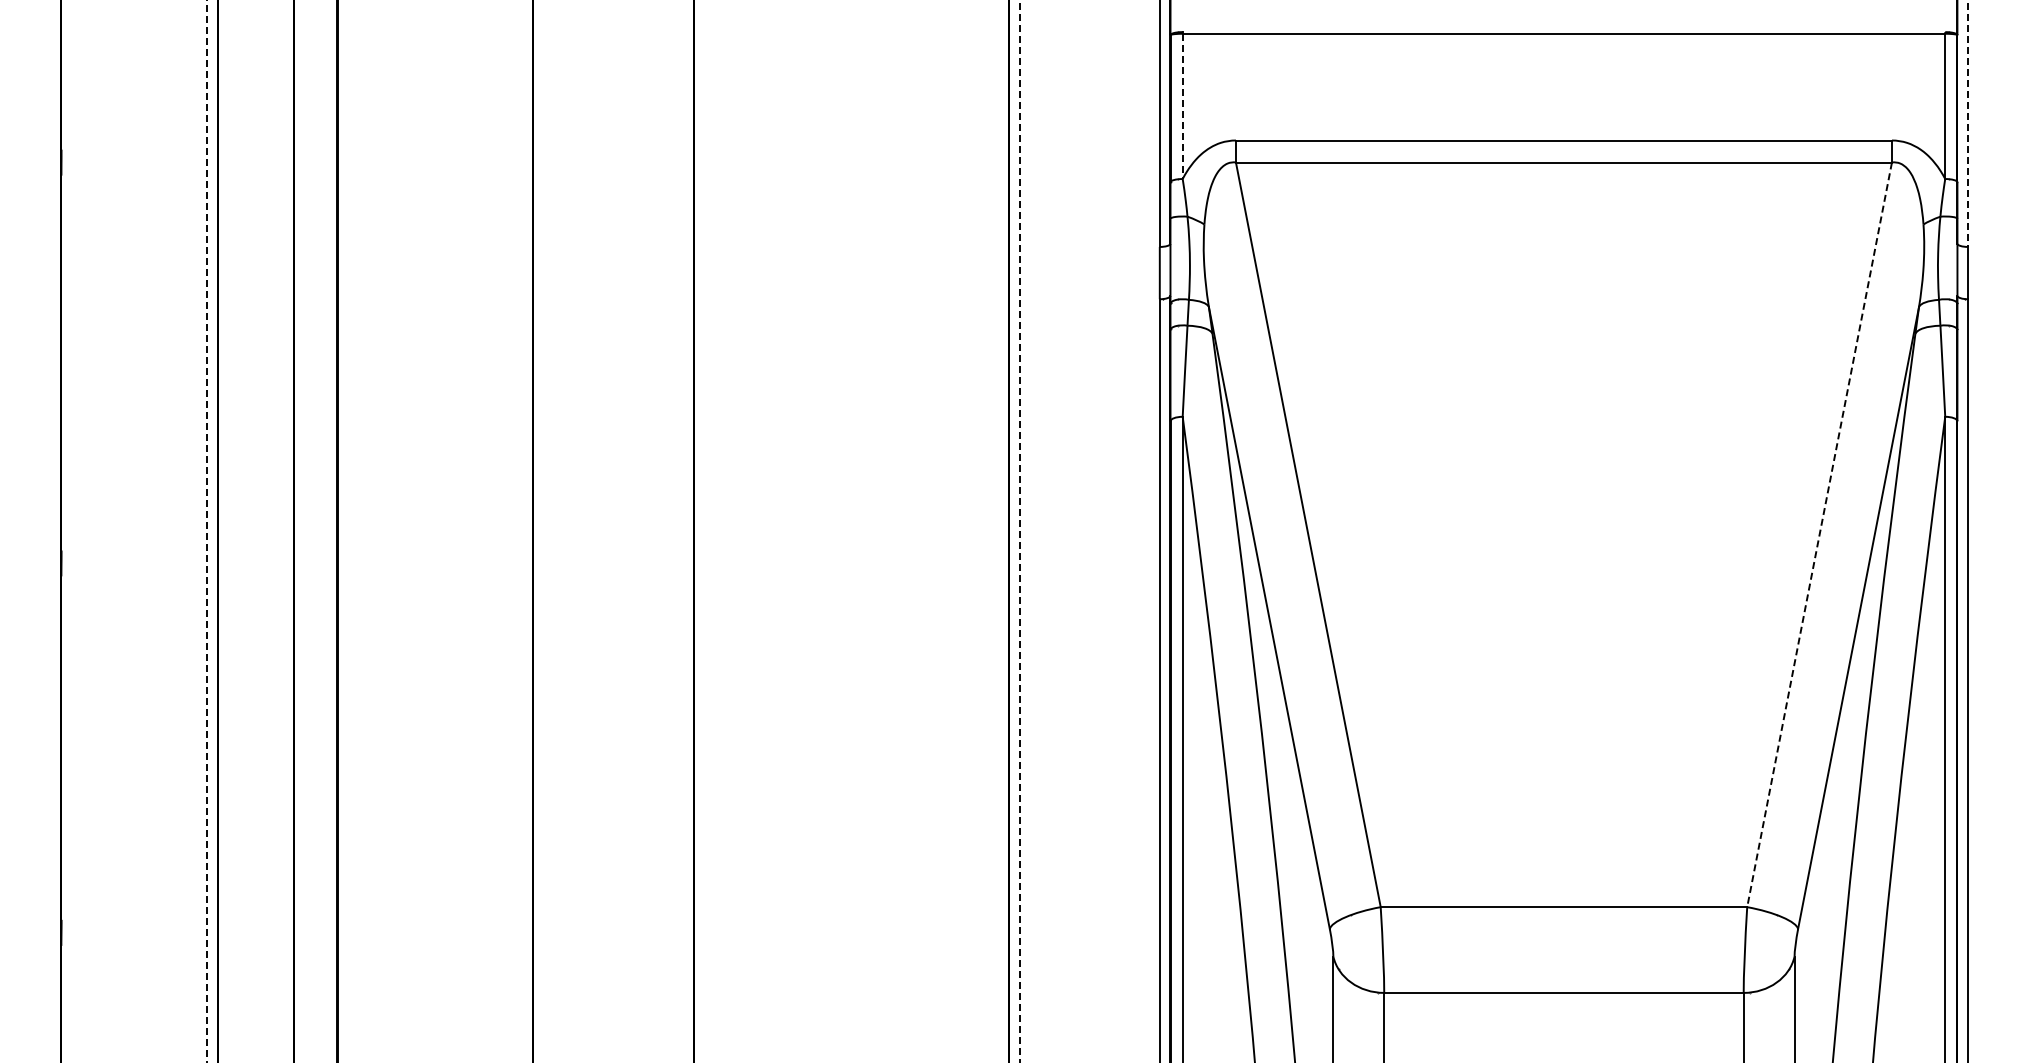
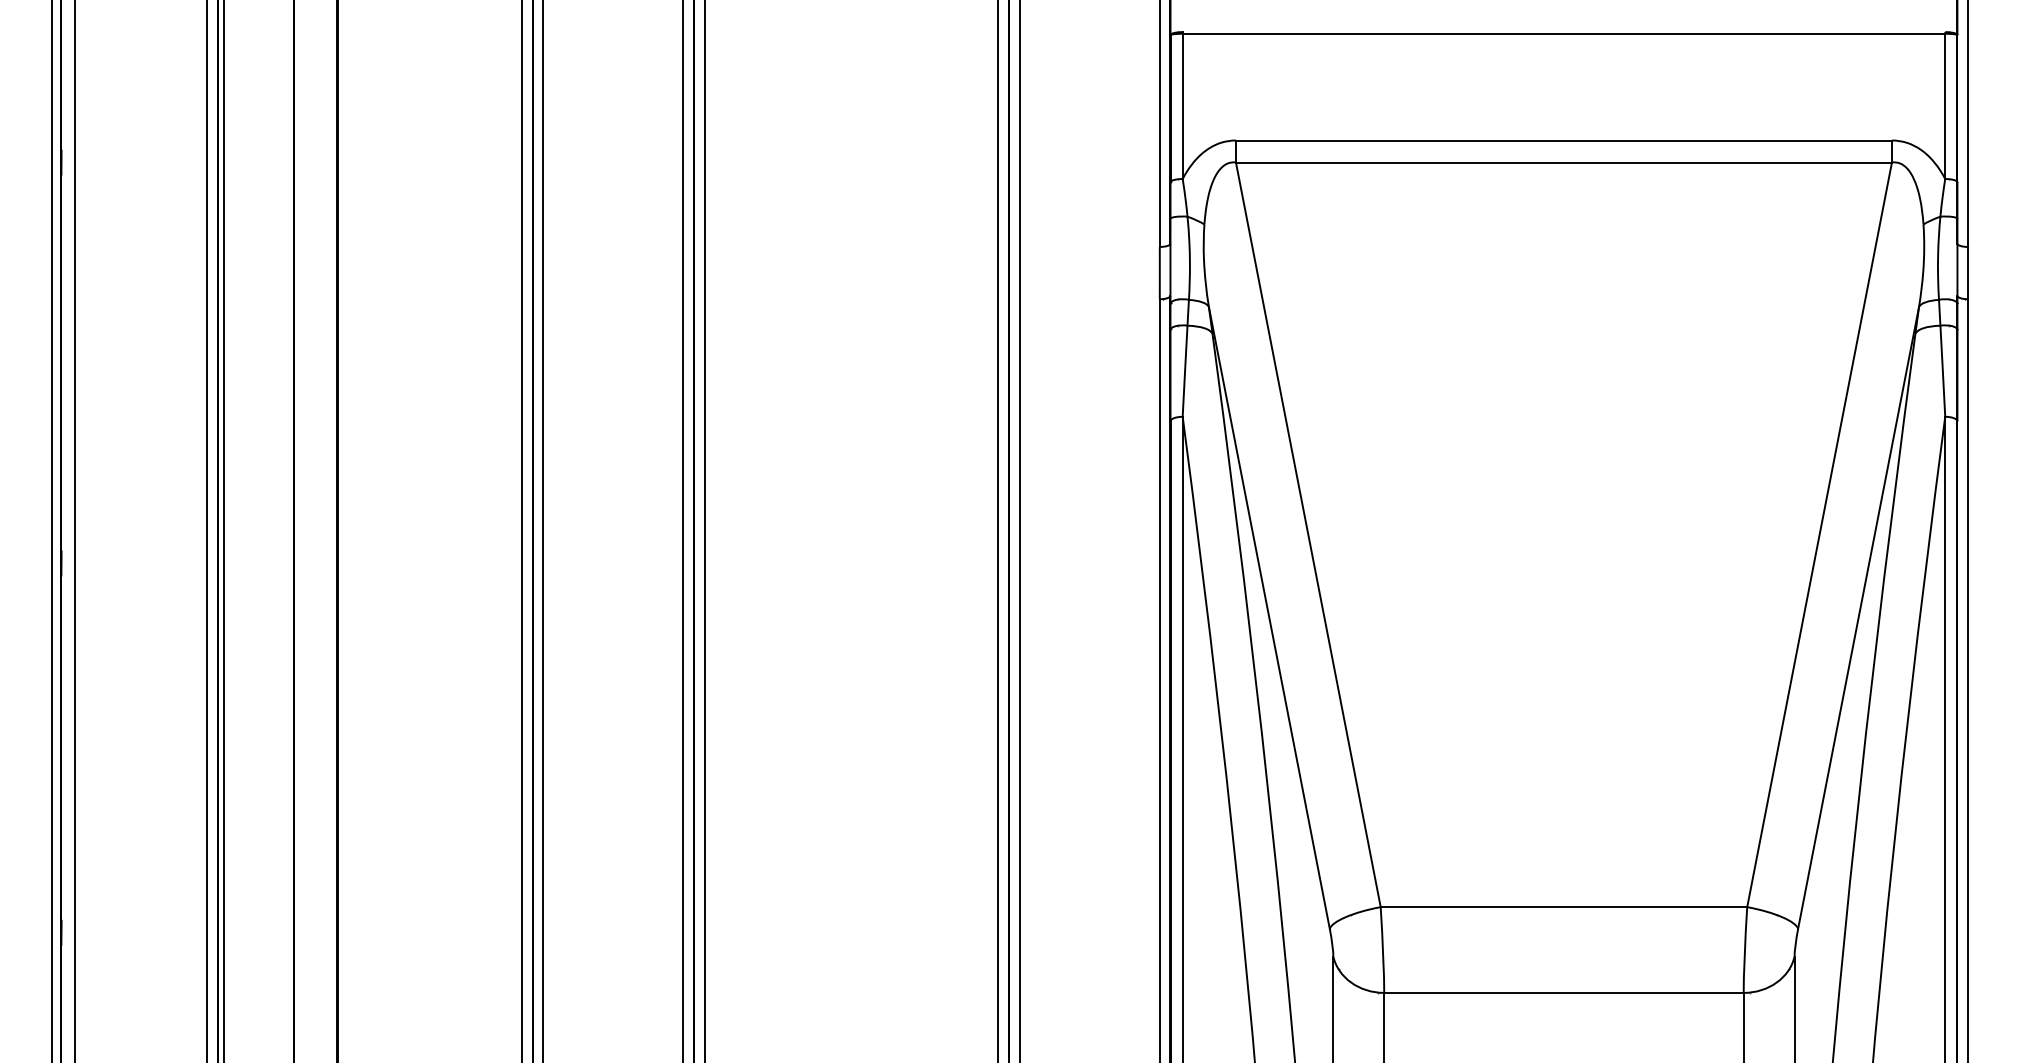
line: dashed -> solid (1182, 106)
line: dashed -> solid (1968, 123)
line: none -> present (51, 530)
line: none -> present (75, 530)
line: none -> present (224, 530)
line: none -> present (522, 530)
line: none -> present (543, 530)
line: none -> present (683, 530)
line: none -> present (704, 530)
line: none -> present (998, 530)
line: dashed -> solid (206, 531)
line: dashed -> solid (1019, 531)
line: dashed -> solid (1819, 535)
